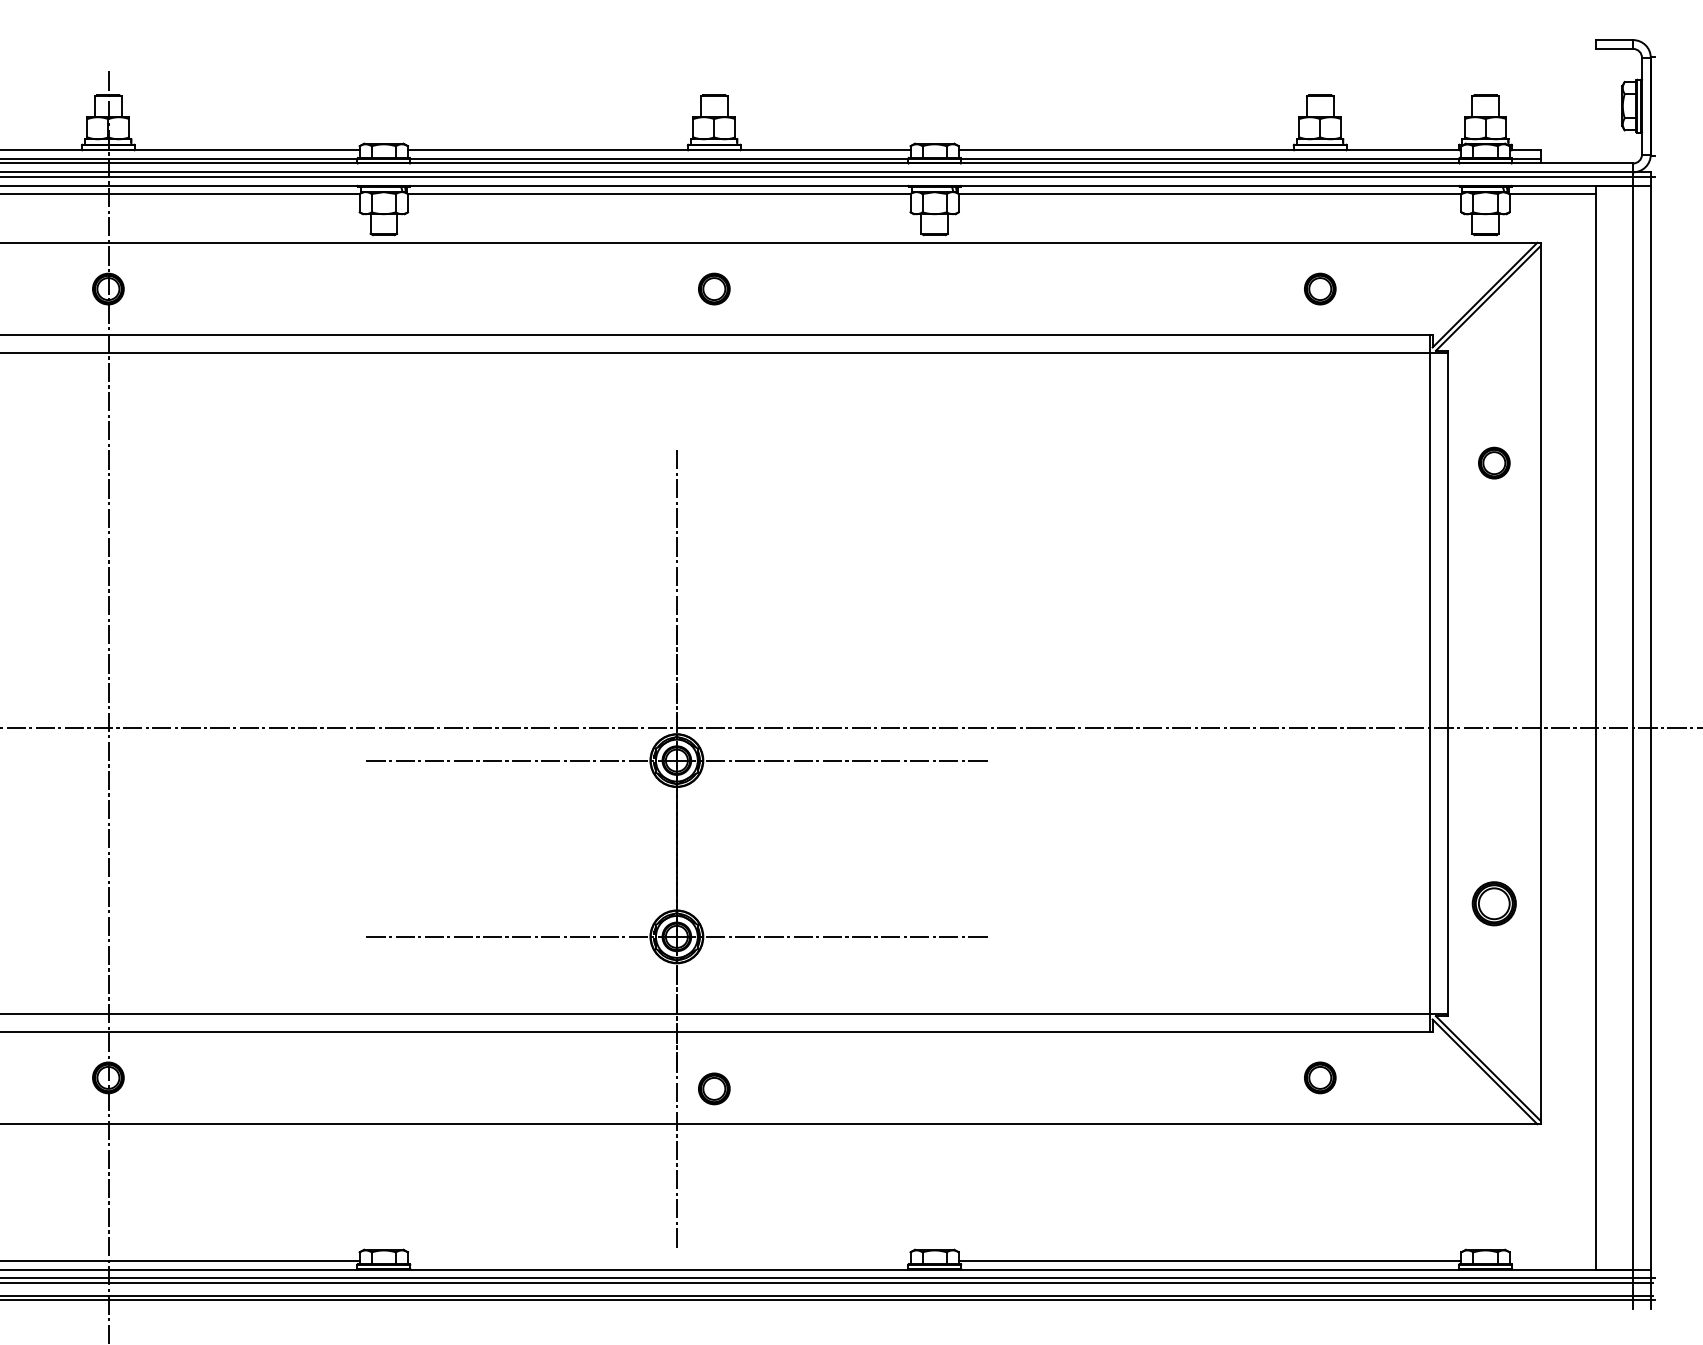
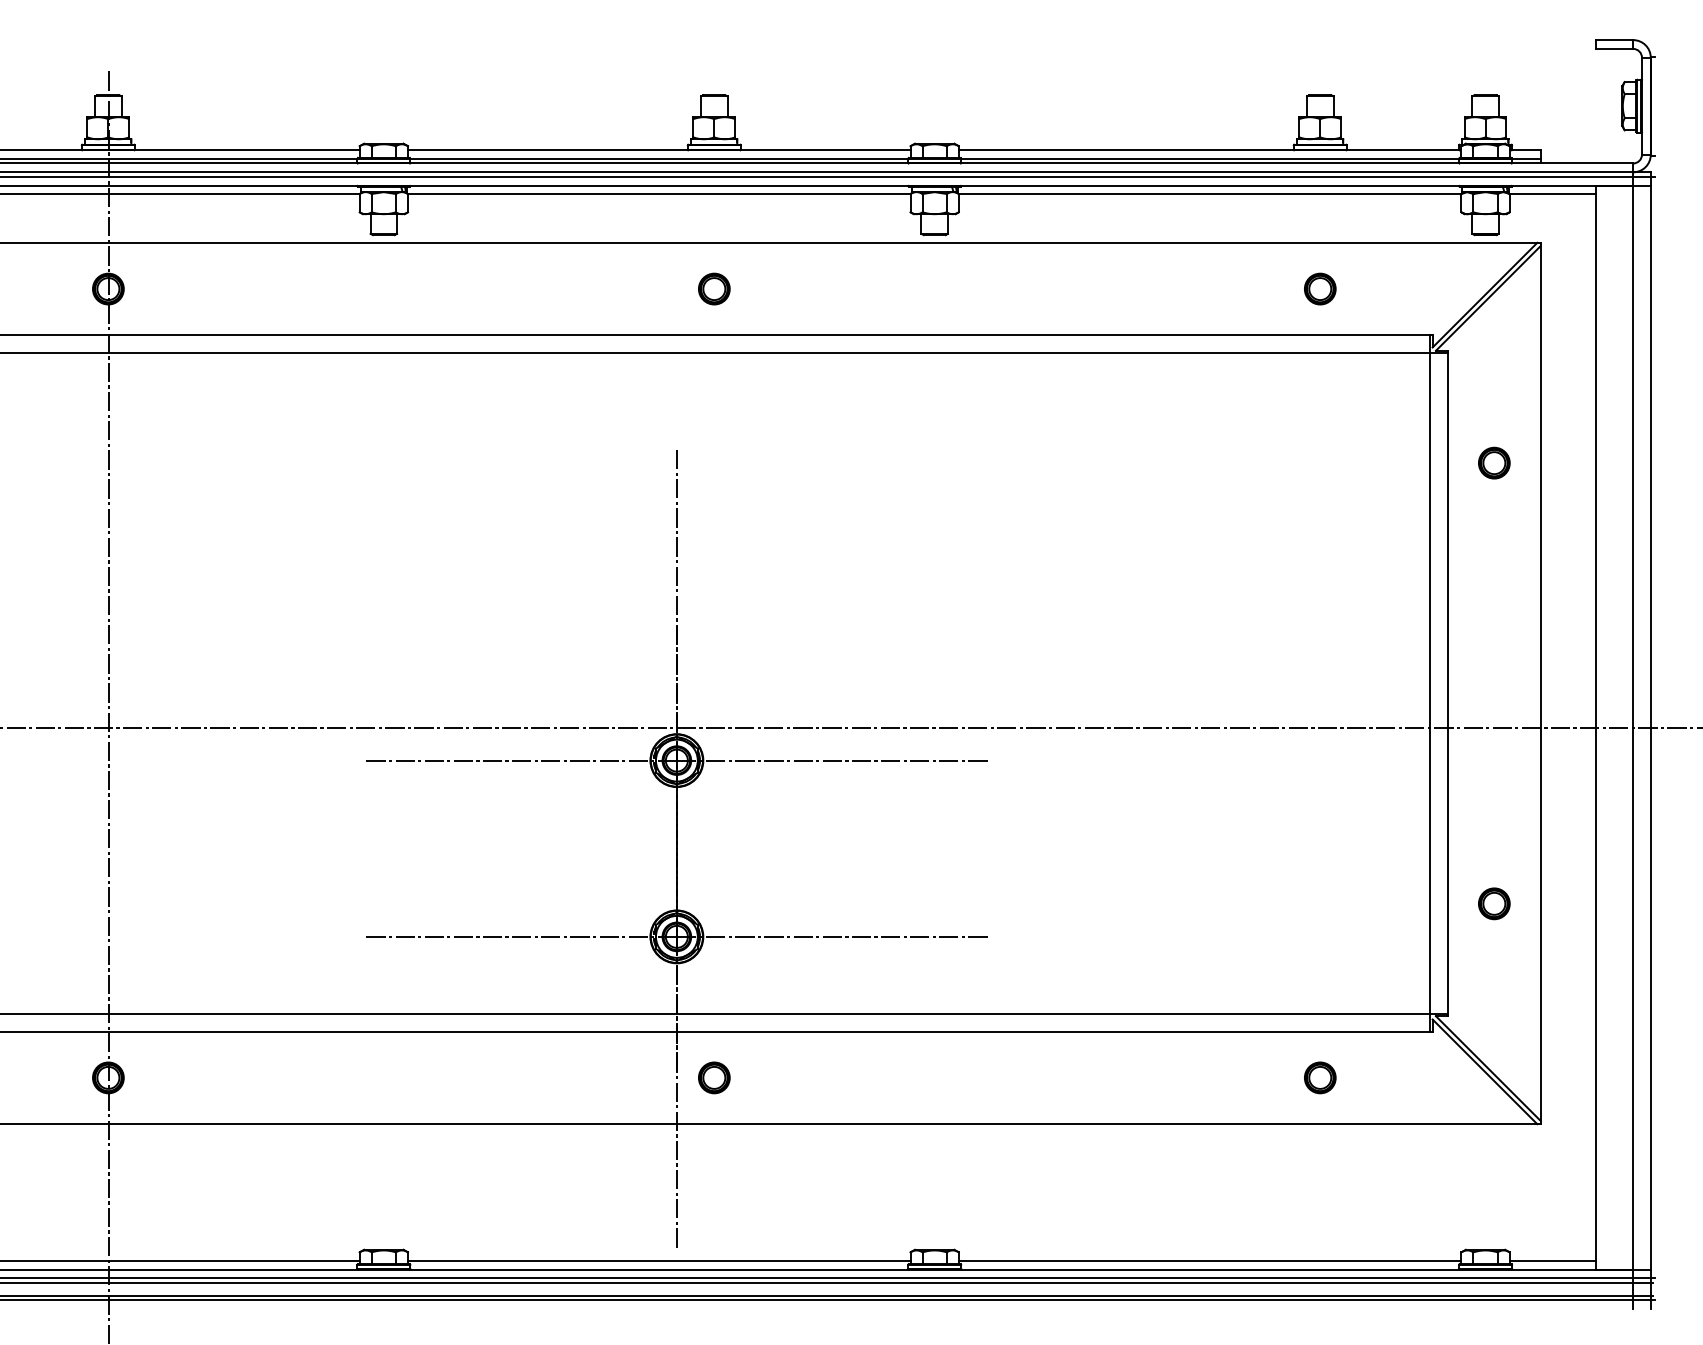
part size: 46x46 px -> 33x34 px (1494, 903)
part position: (714, 1088) -> (714, 1077) (714, 1077)
line: none -> present (659, 1260)
line: none -> present (1552, 1260)
